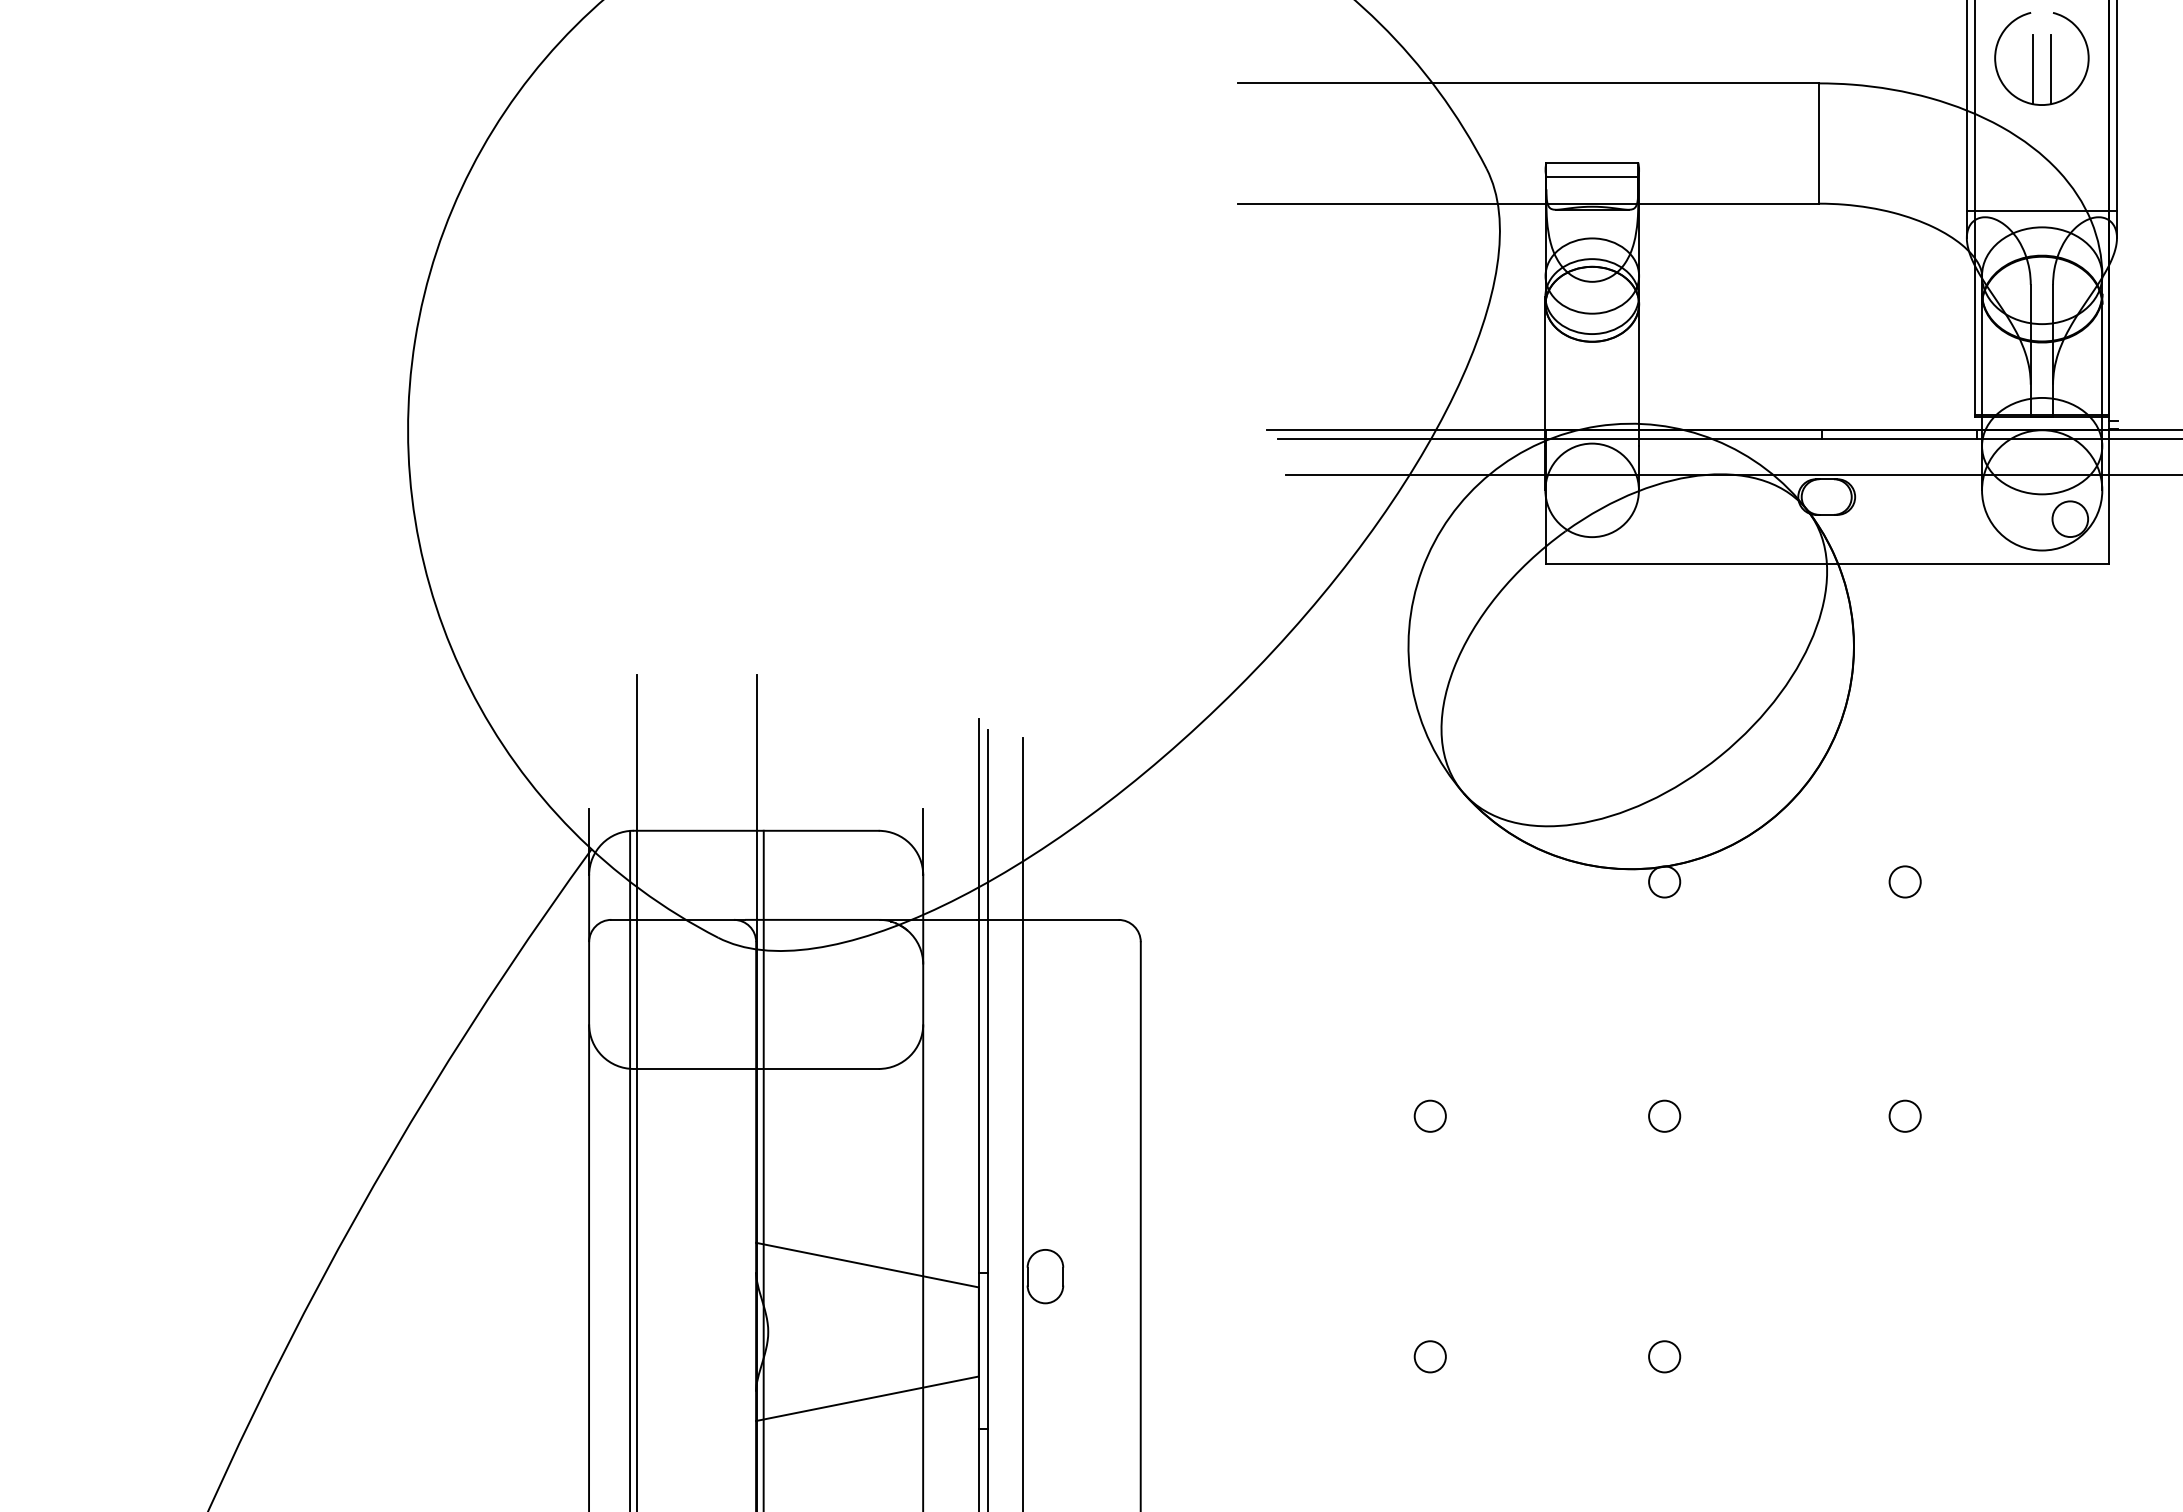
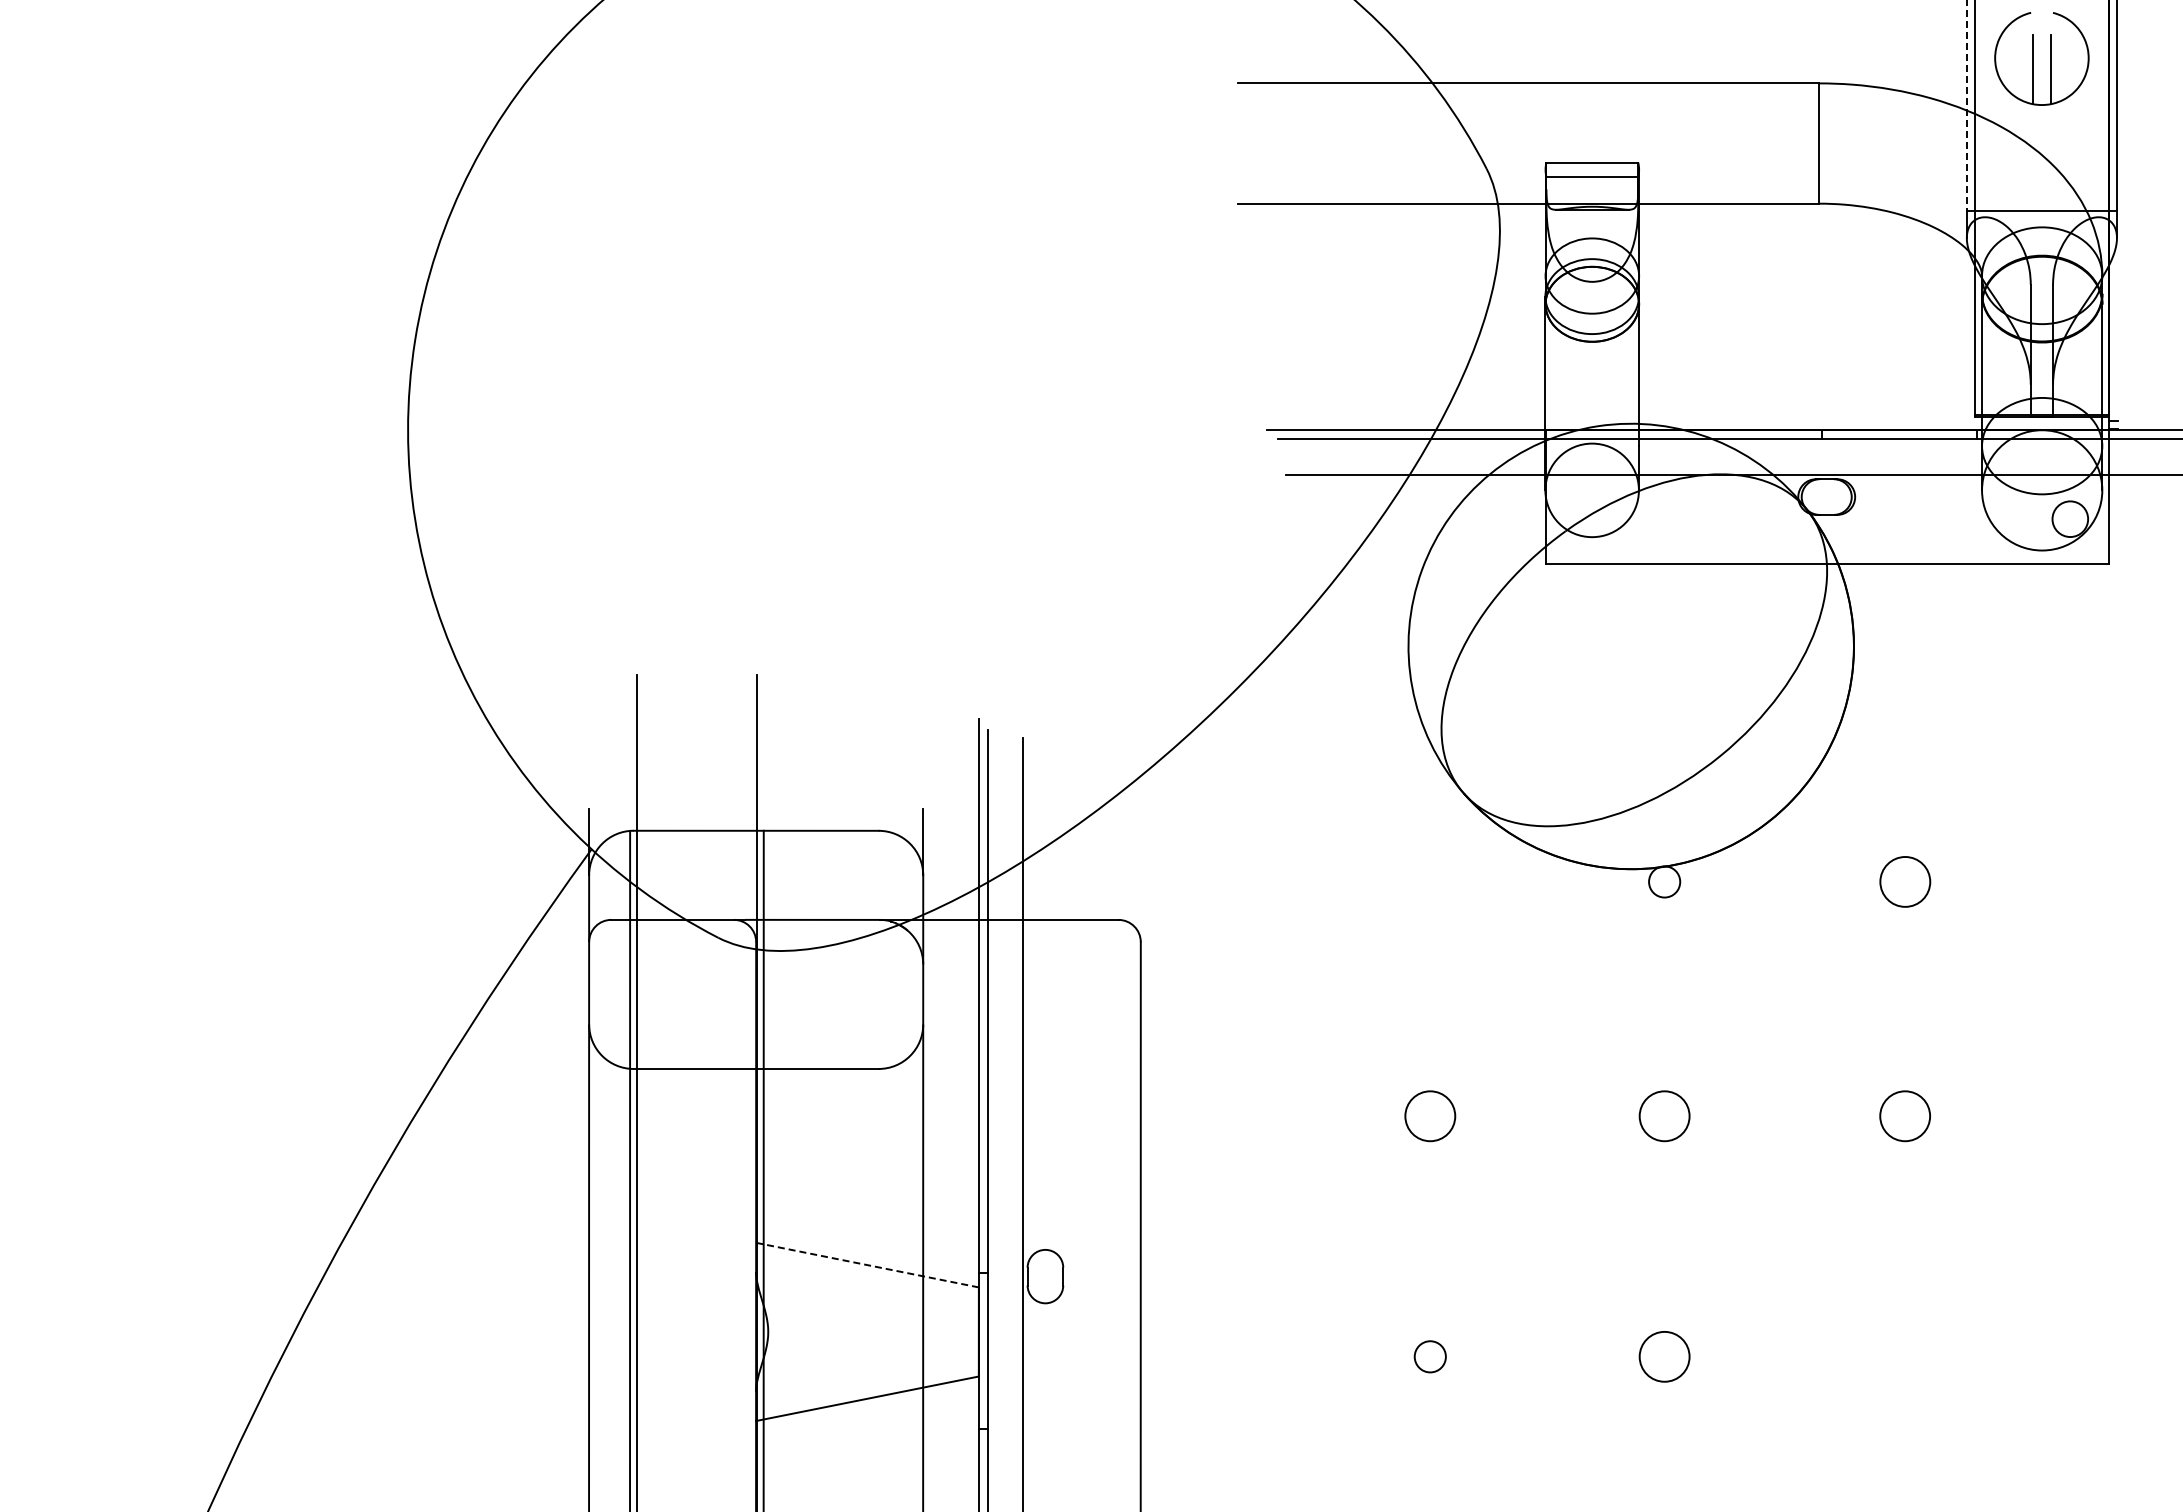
line: solid -> dashed (1966, 106)
circle size: 34x34 px -> 53x52 px (1905, 881)
circle diameter: 31 px -> 50 px (1430, 1116)
circle diameter: 31 px -> 50 px (1664, 1116)
circle diameter: 31 px -> 50 px (1905, 1116)
line: solid -> dashed (867, 1265)
circle diameter: 31 px -> 50 px (1664, 1356)
